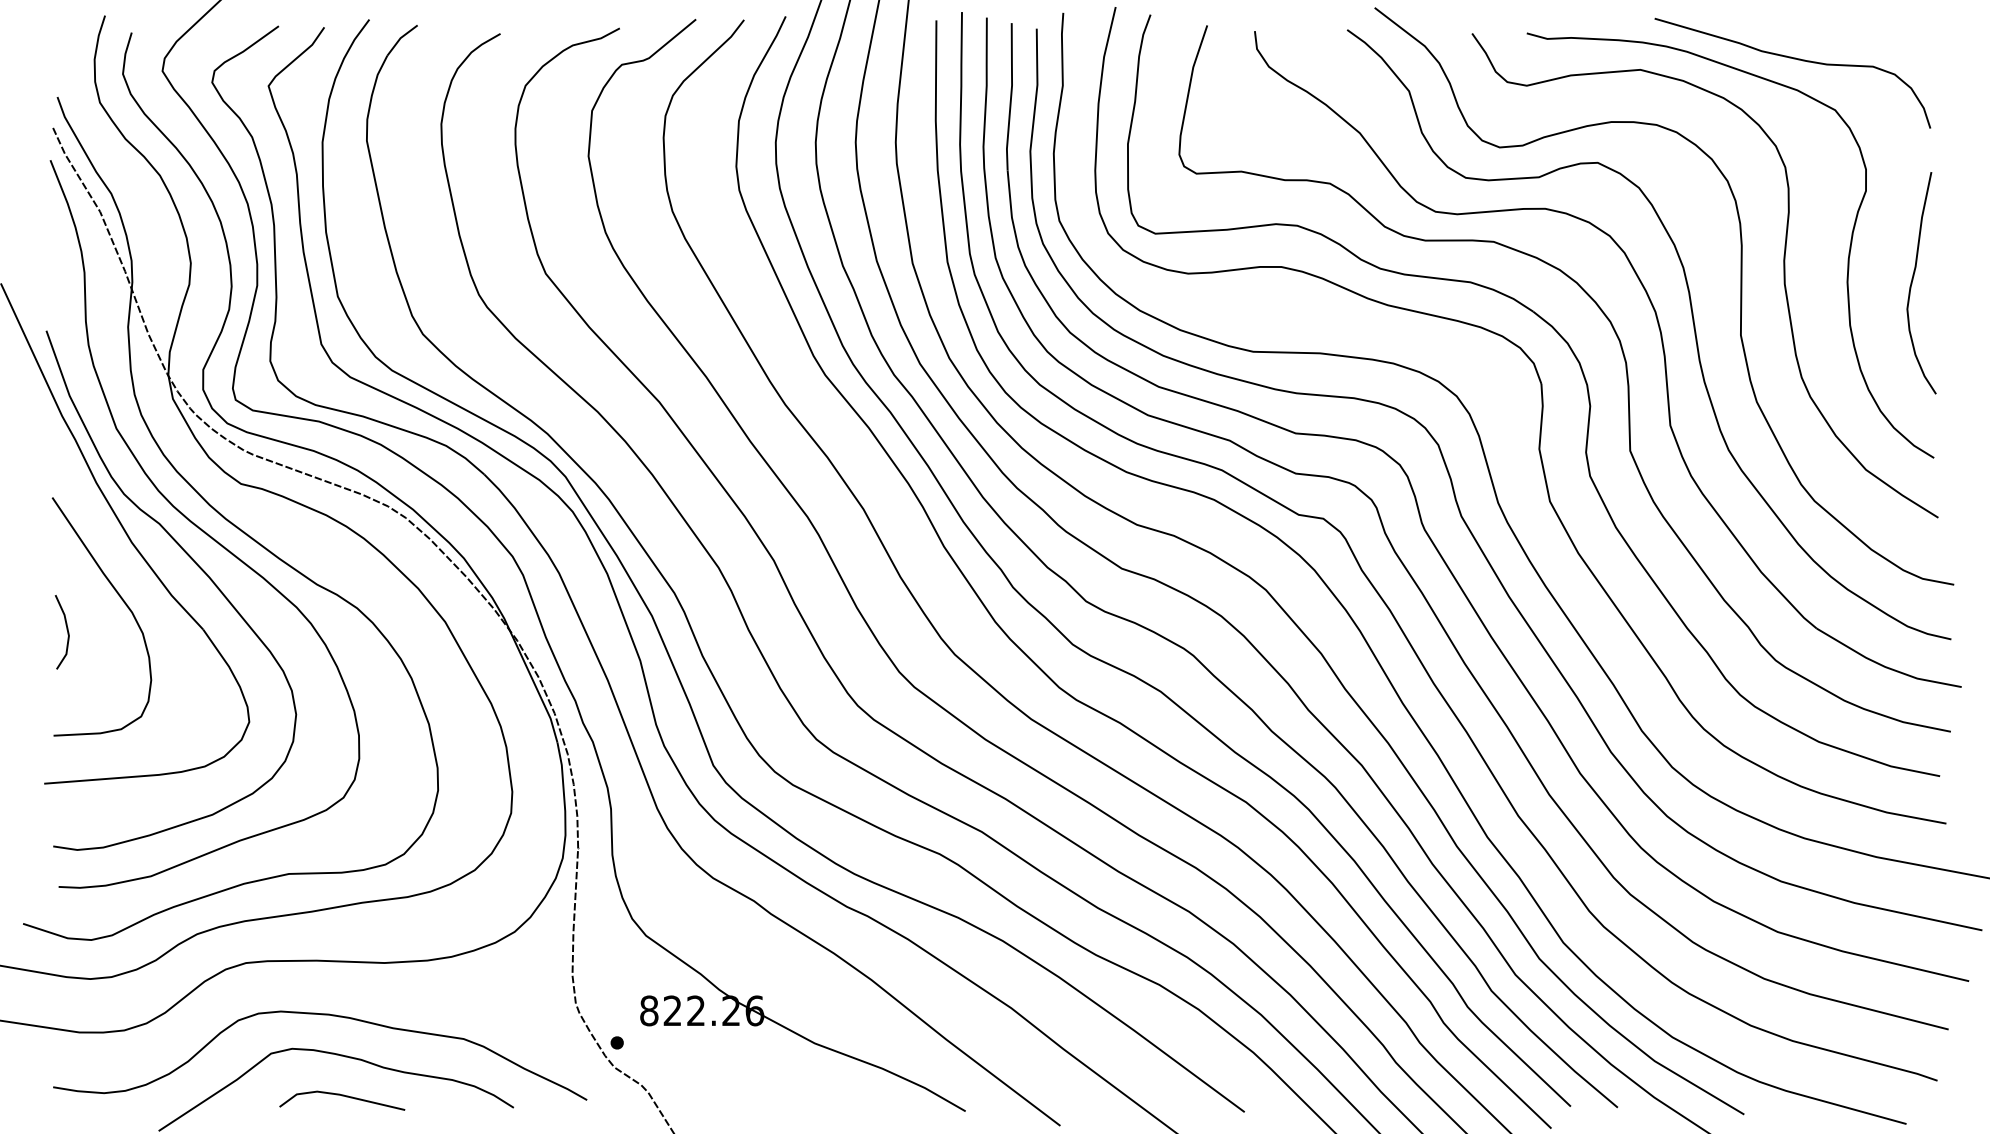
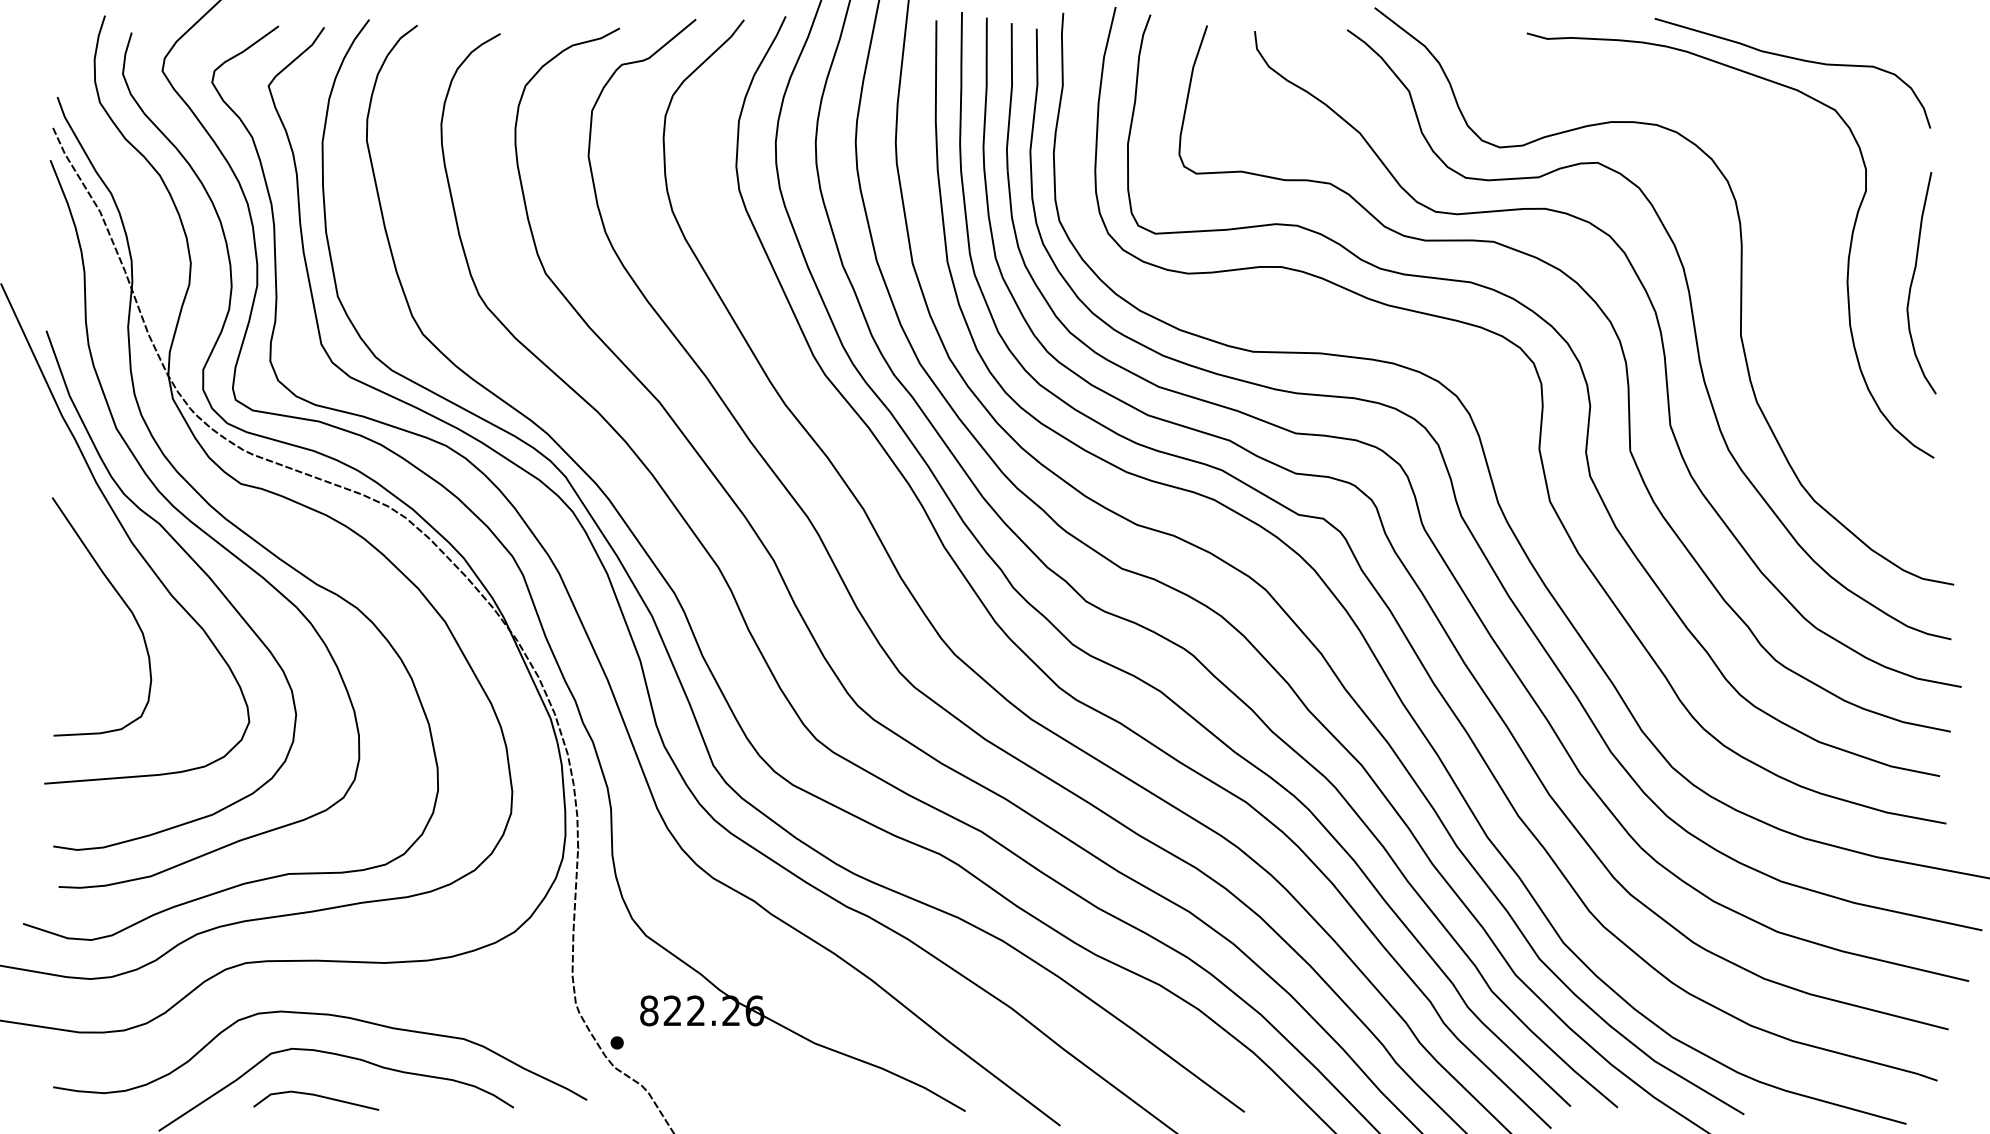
curve: present -> none (1783, 275)
line: present -> none (66, 630)
line position: (342, 1096) -> (316, 1096) (316, 1096)
